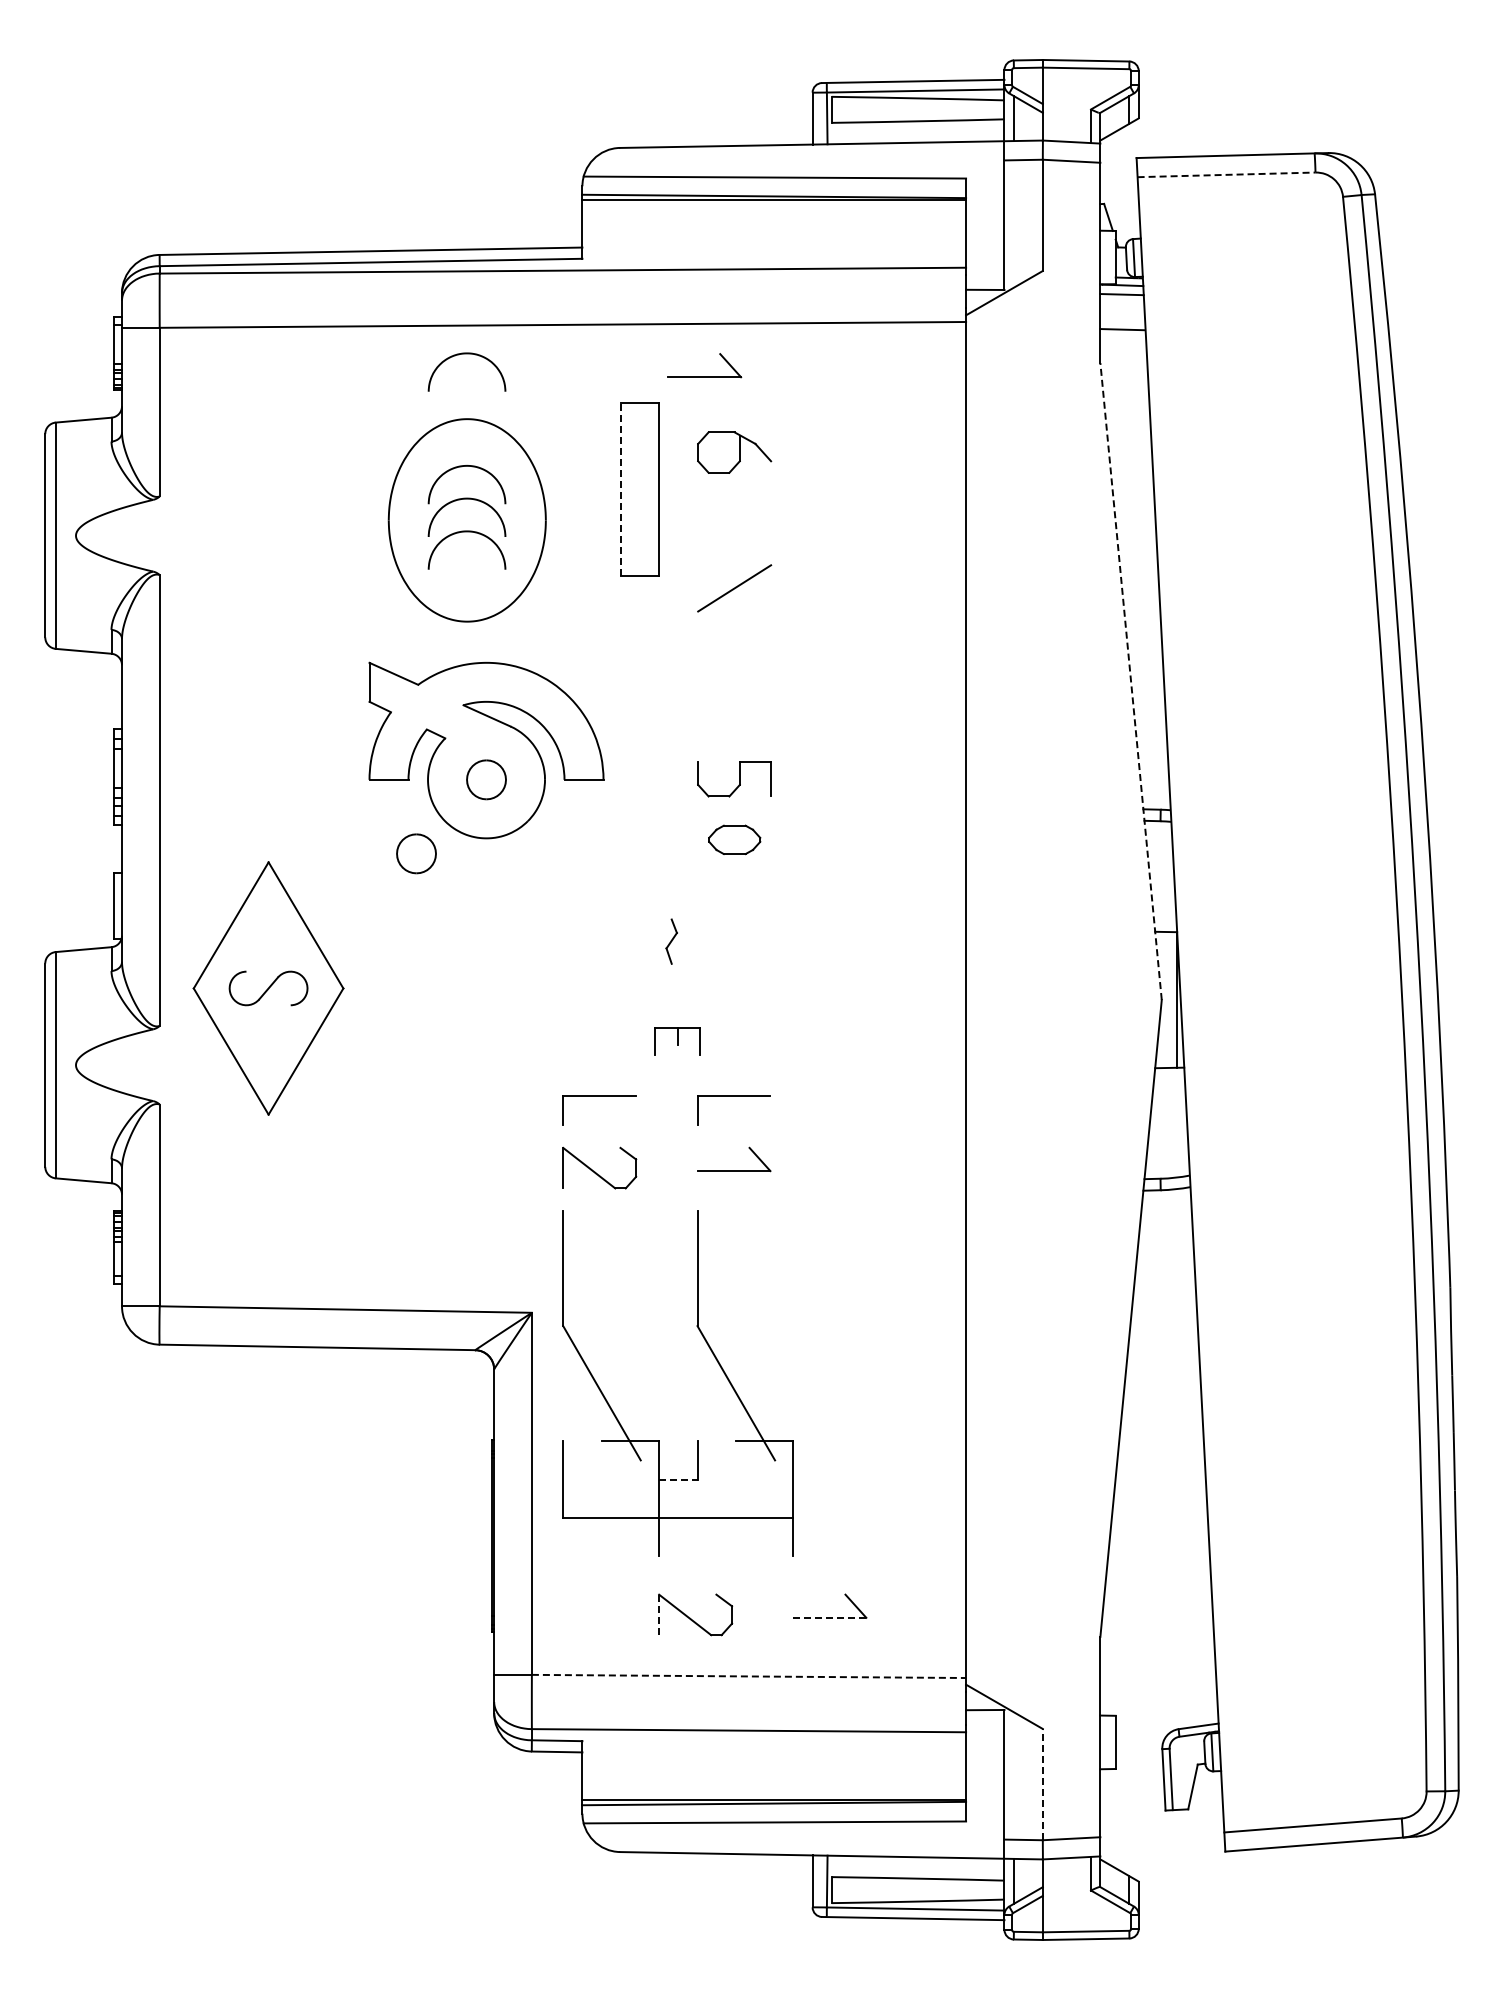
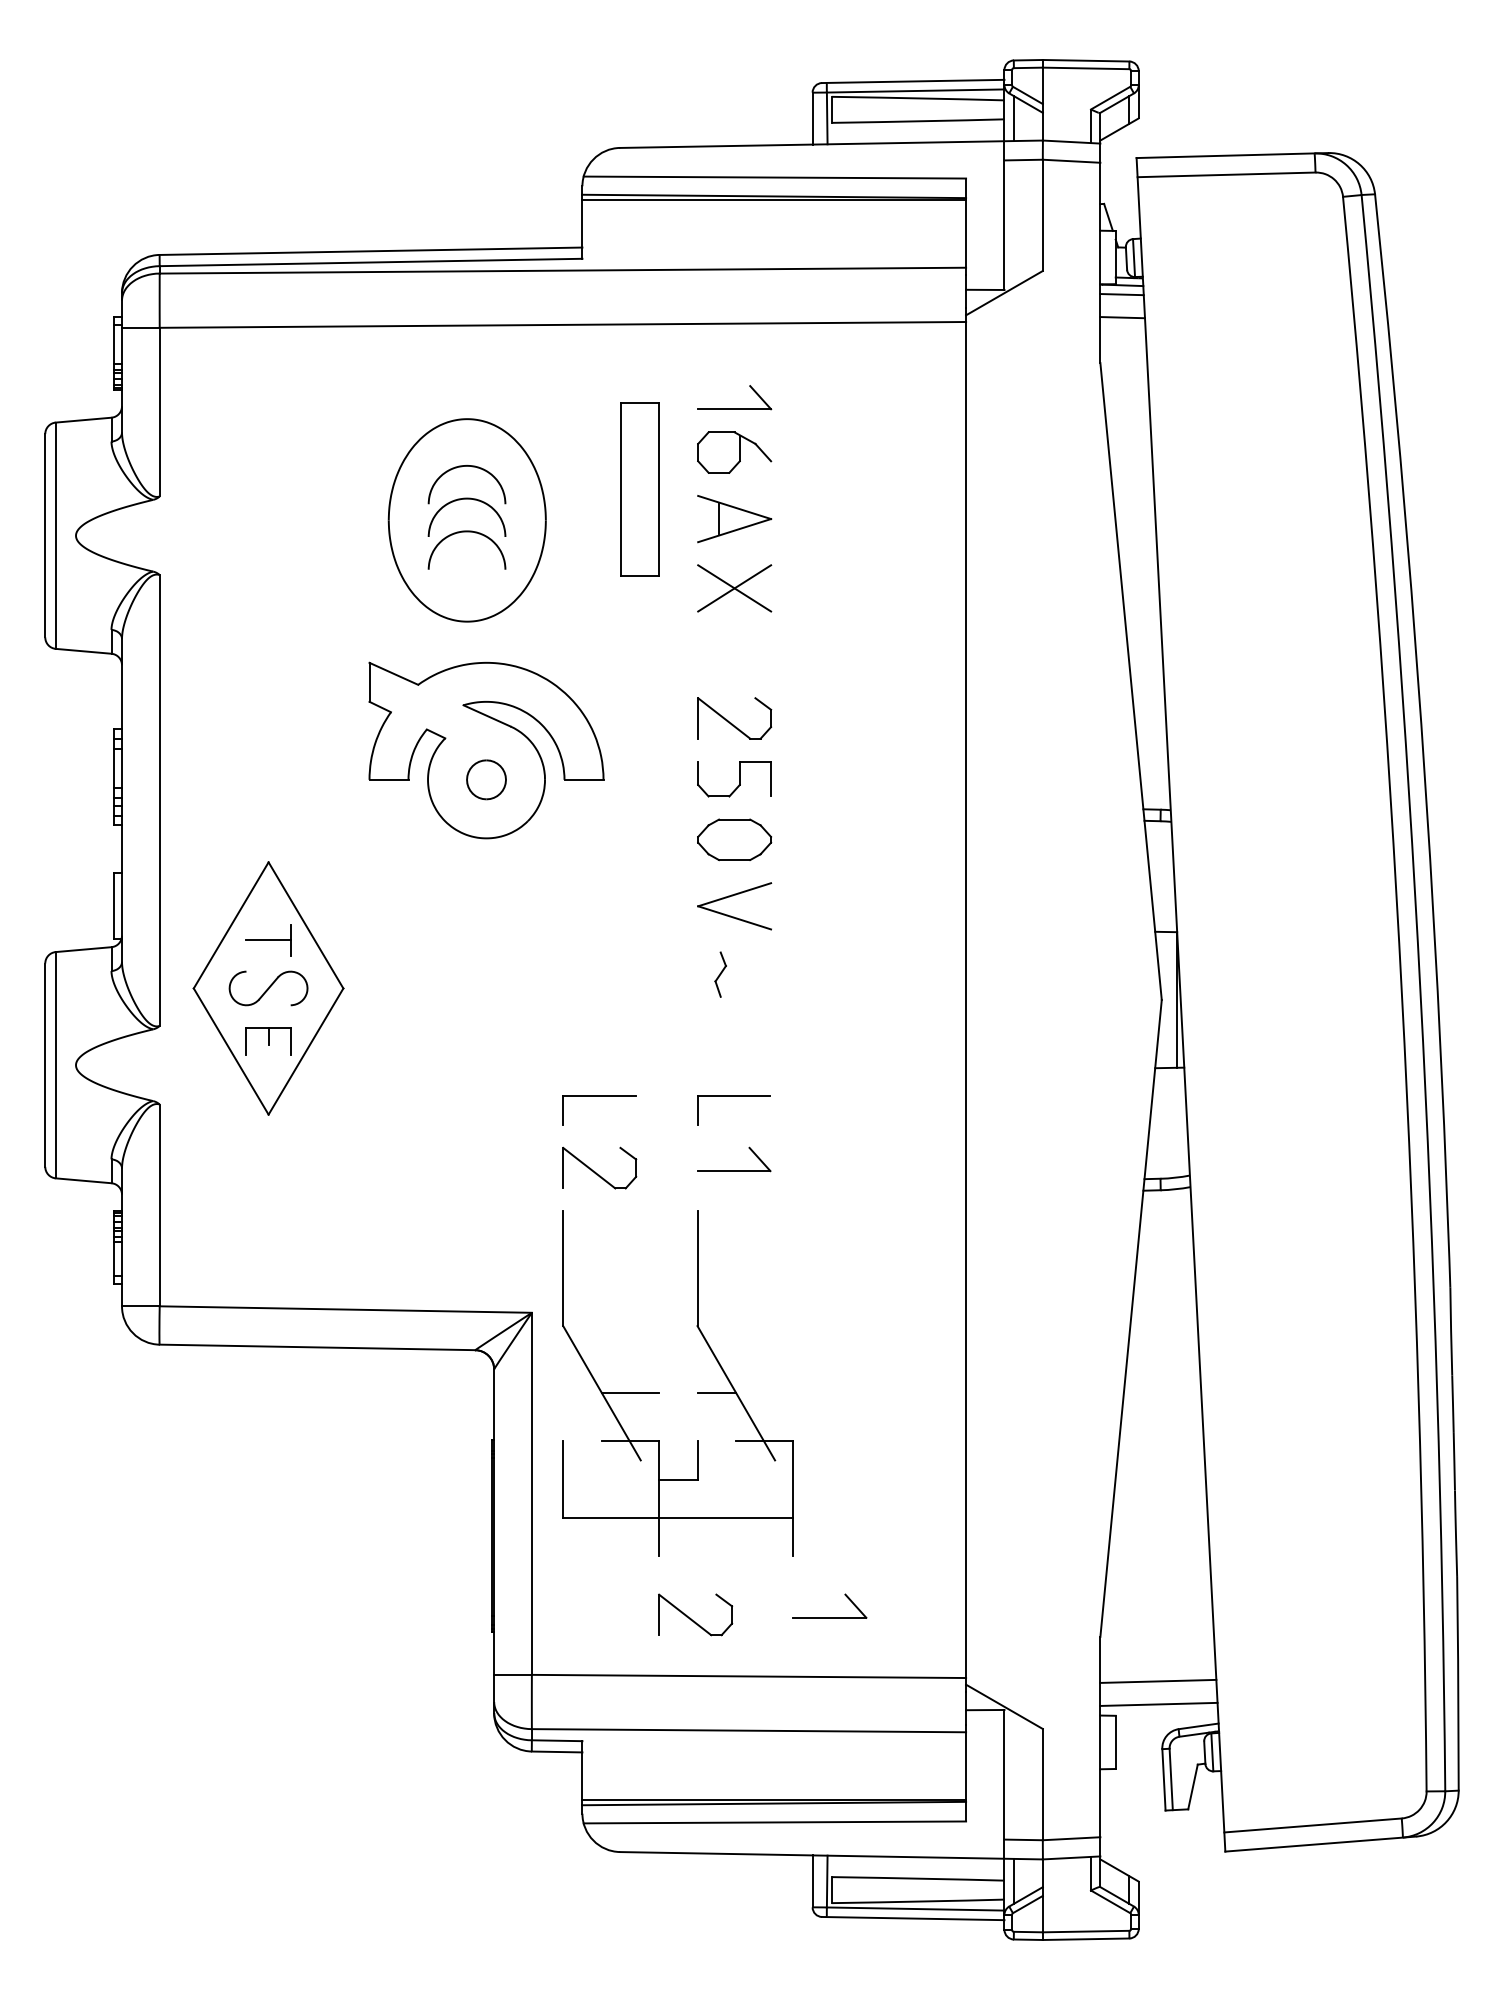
line: dashed -> solid (1226, 174)
line position: (1122, 329) -> (1122, 317) (1122, 317)
curve: present -> none (466, 354)
part position: (704, 376) -> (734, 408) (734, 408)
line: dashed -> solid (620, 489)
part: none -> present (734, 519)
line: none -> present (734, 588)
line: dashed -> solid (1131, 681)
part: none -> present (734, 718)
part size: 54x32 px -> 76x44 px (734, 839)
part: present -> none (416, 853)
part: none -> present (731, 915)
part: none -> present (268, 940)
part position: (671, 941) -> (720, 974) (720, 974)
part position: (677, 1041) -> (268, 1041) (268, 1041)
line: none -> present (630, 1393)
line: none -> present (716, 1393)
line: dashed -> solid (678, 1479)
line: dashed -> solid (659, 1615)
line: dashed -> solid (830, 1617)
line: dashed -> solid (749, 1676)
line: none -> present (1158, 1680)
line: none -> present (1158, 1703)
line: dashed -> solid (1042, 1784)
